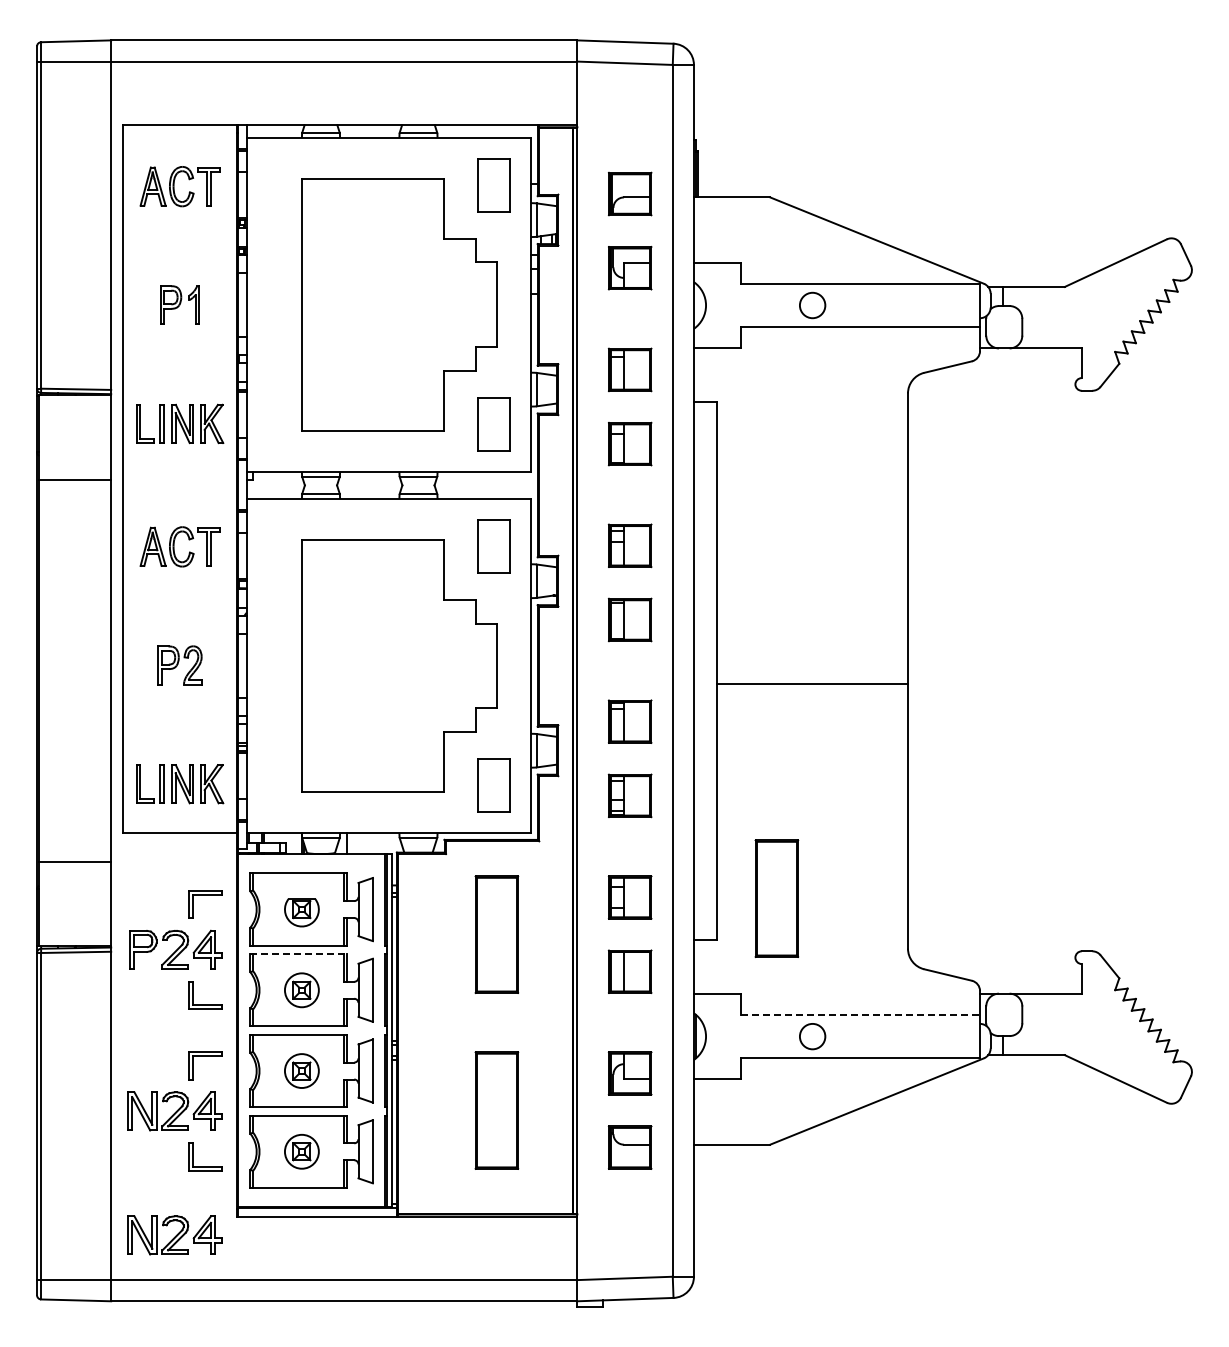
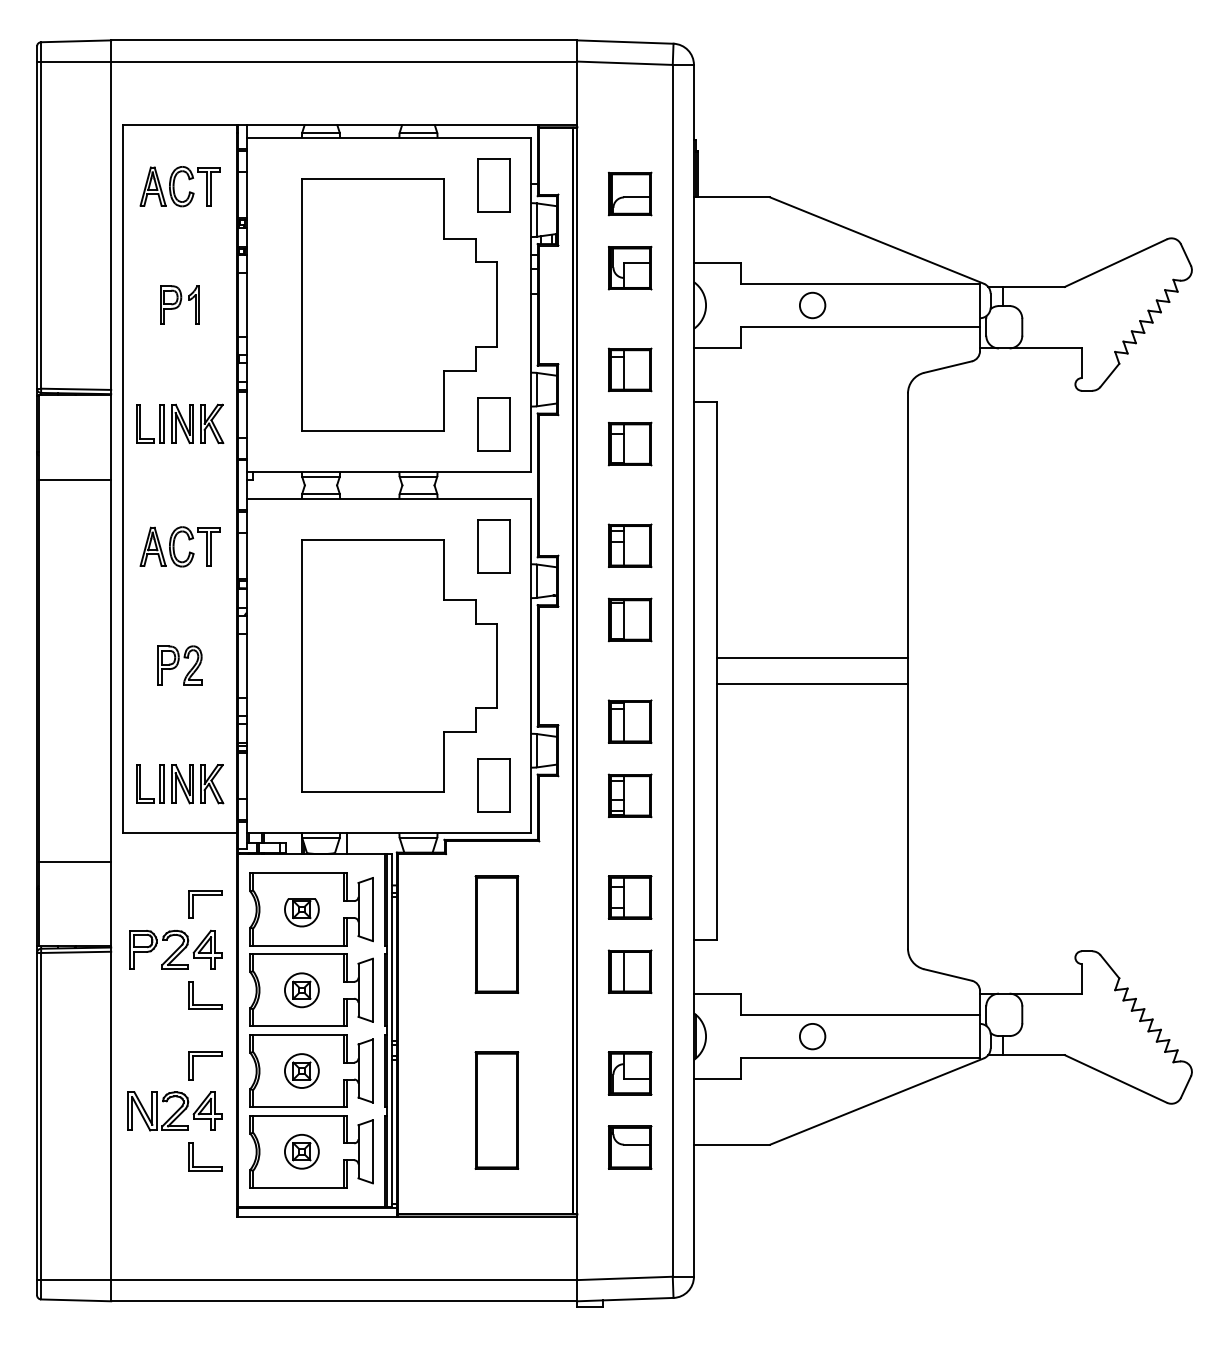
line: none -> present (812, 658)
part: present -> none (776, 898)
line: dashed -> solid (299, 954)
line: dashed -> solid (860, 1015)
part: present -> none (174, 1235)
